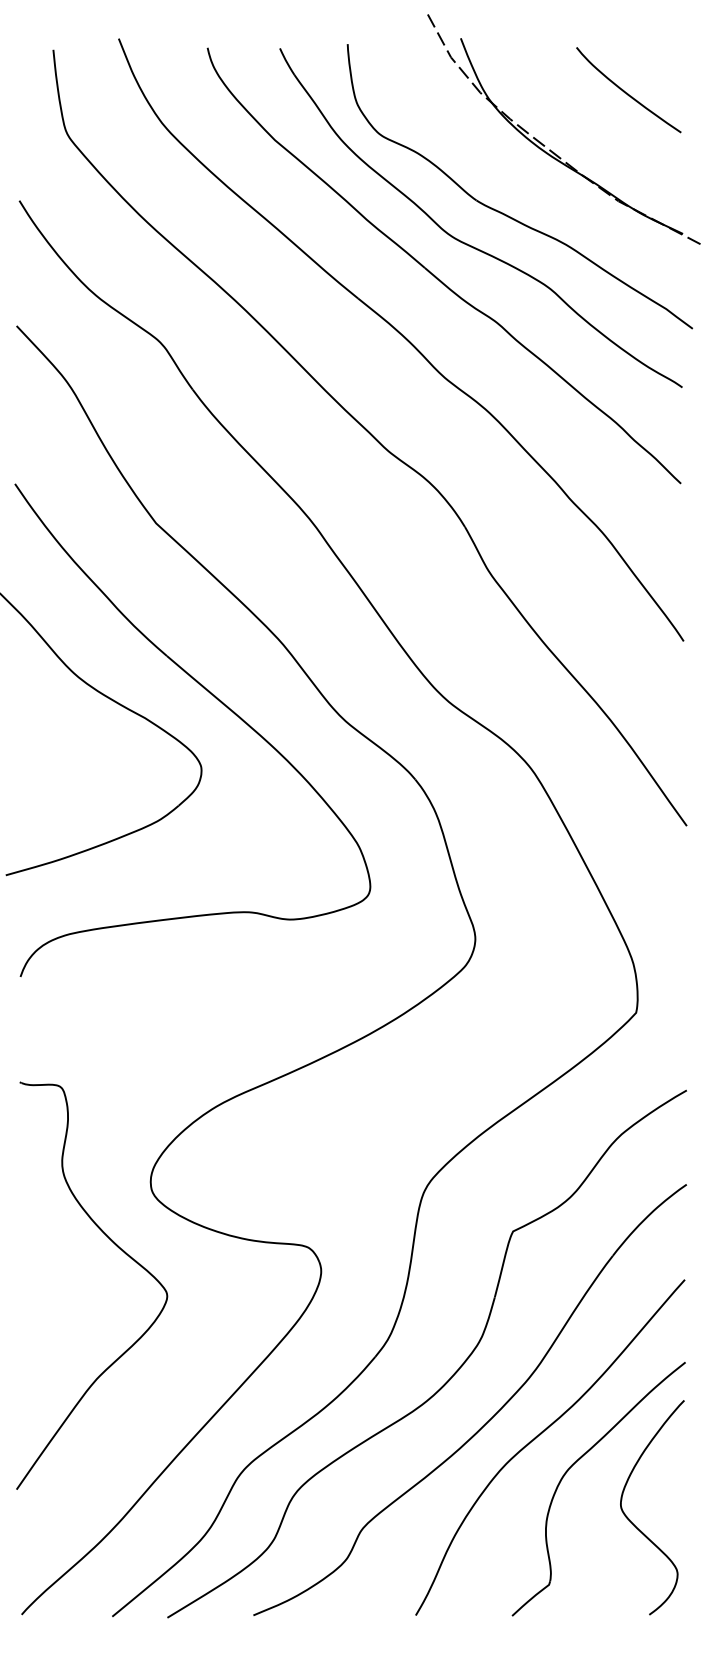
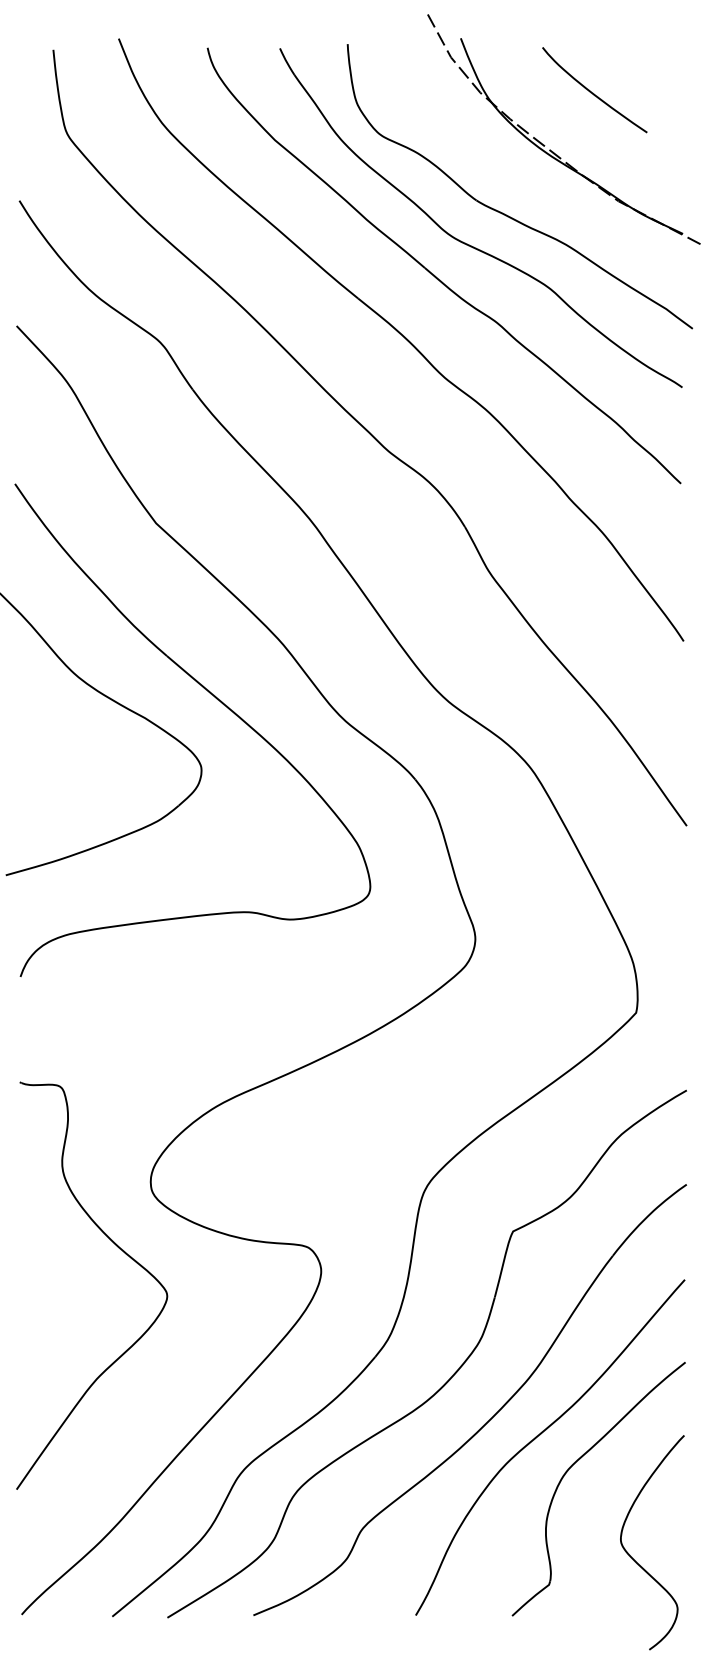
curve position: (627, 92) -> (593, 92) (593, 92)
part position: (634, 1524) -> (634, 1559) (634, 1559)
